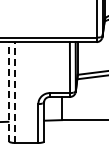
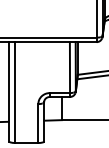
line: dashed -> solid (9, 91)
line: dashed -> solid (15, 92)
